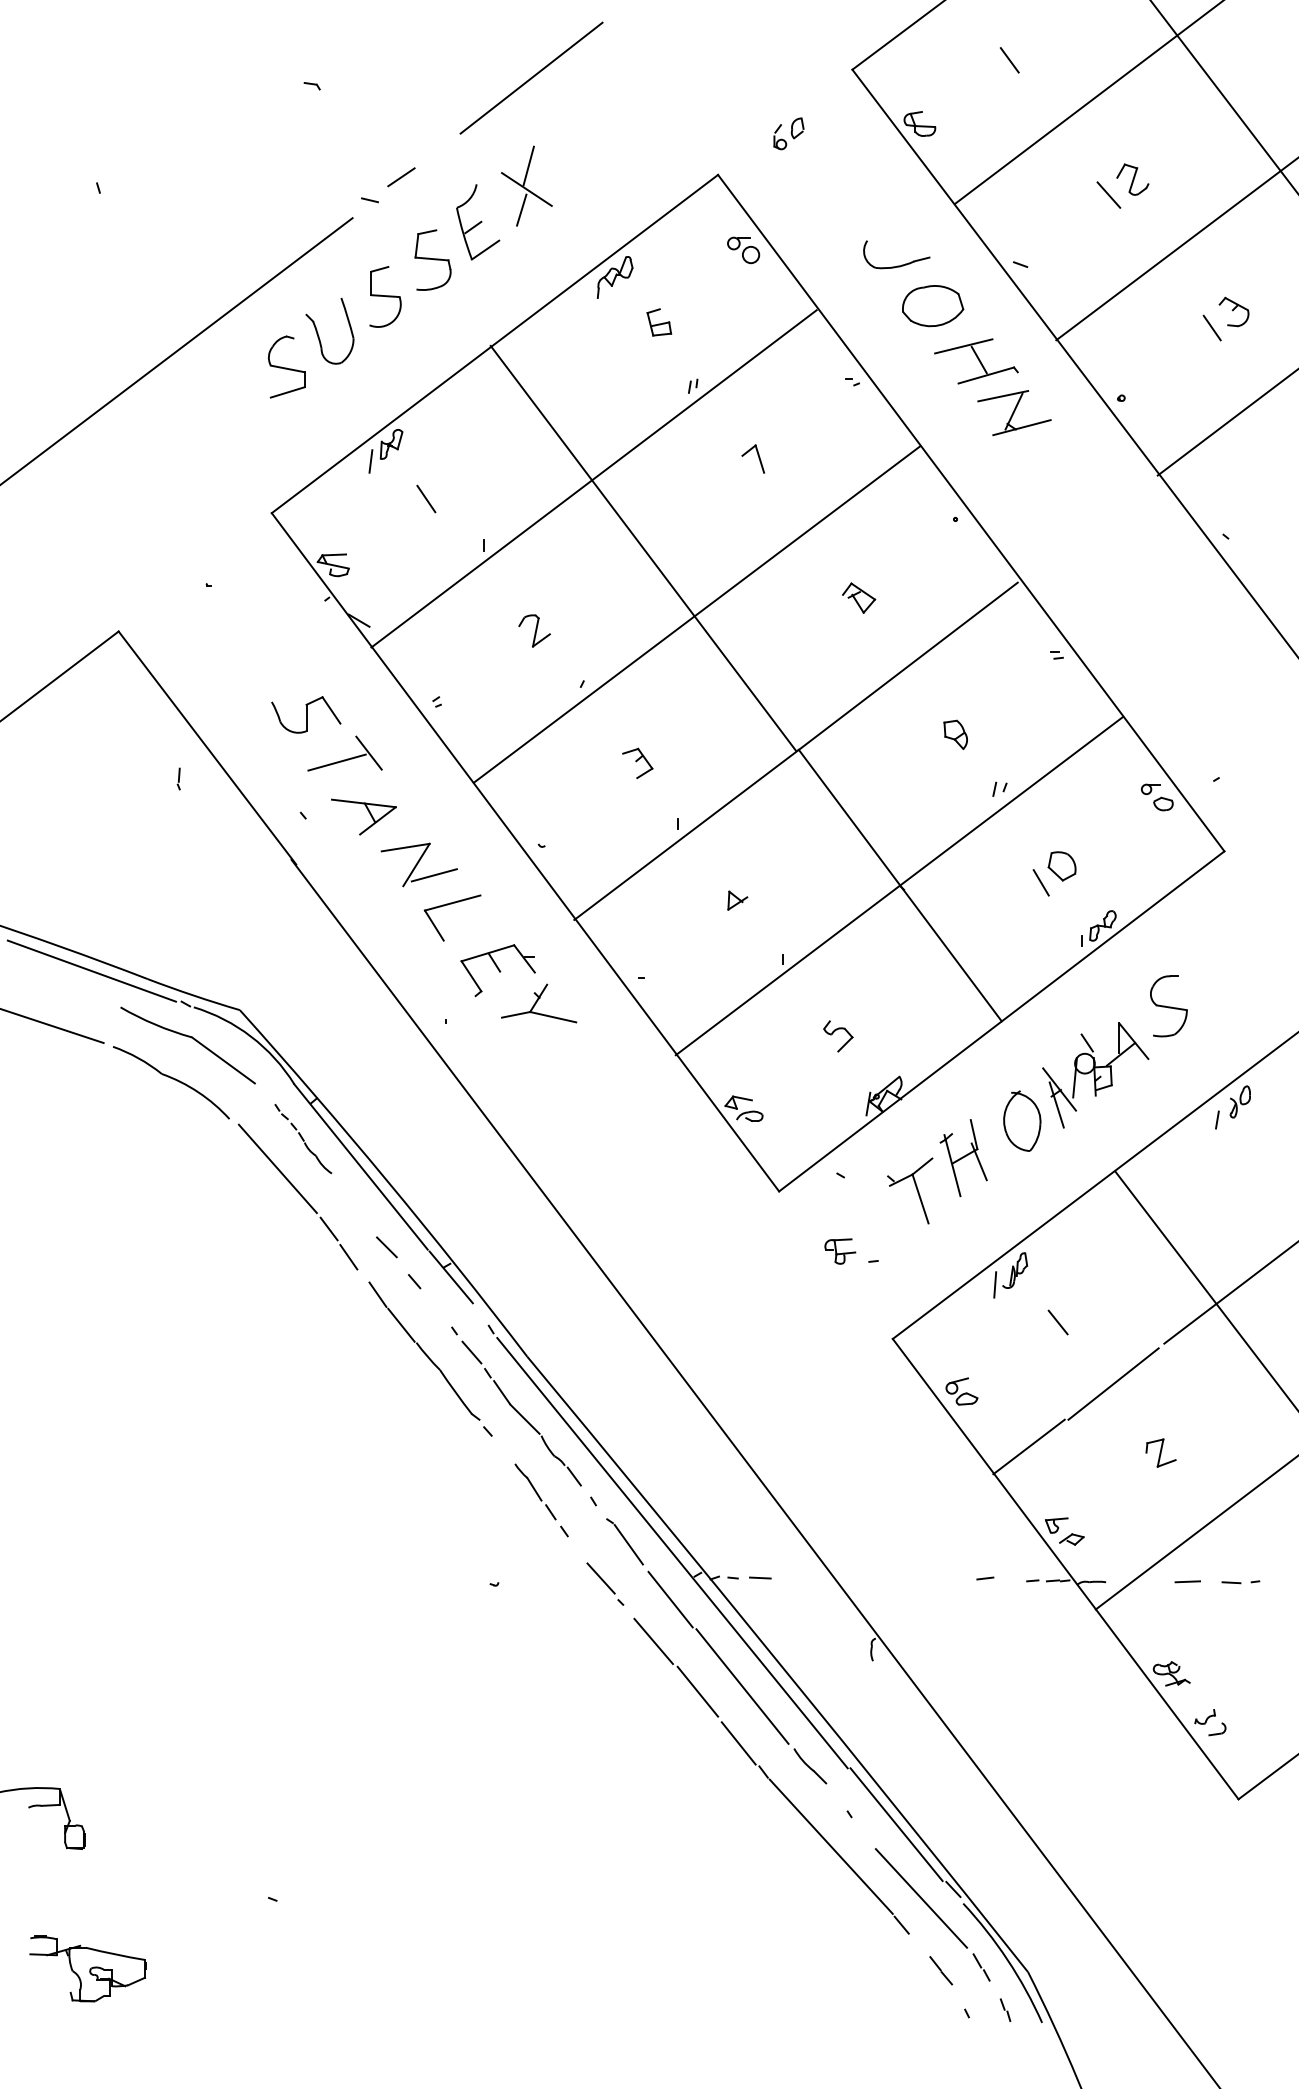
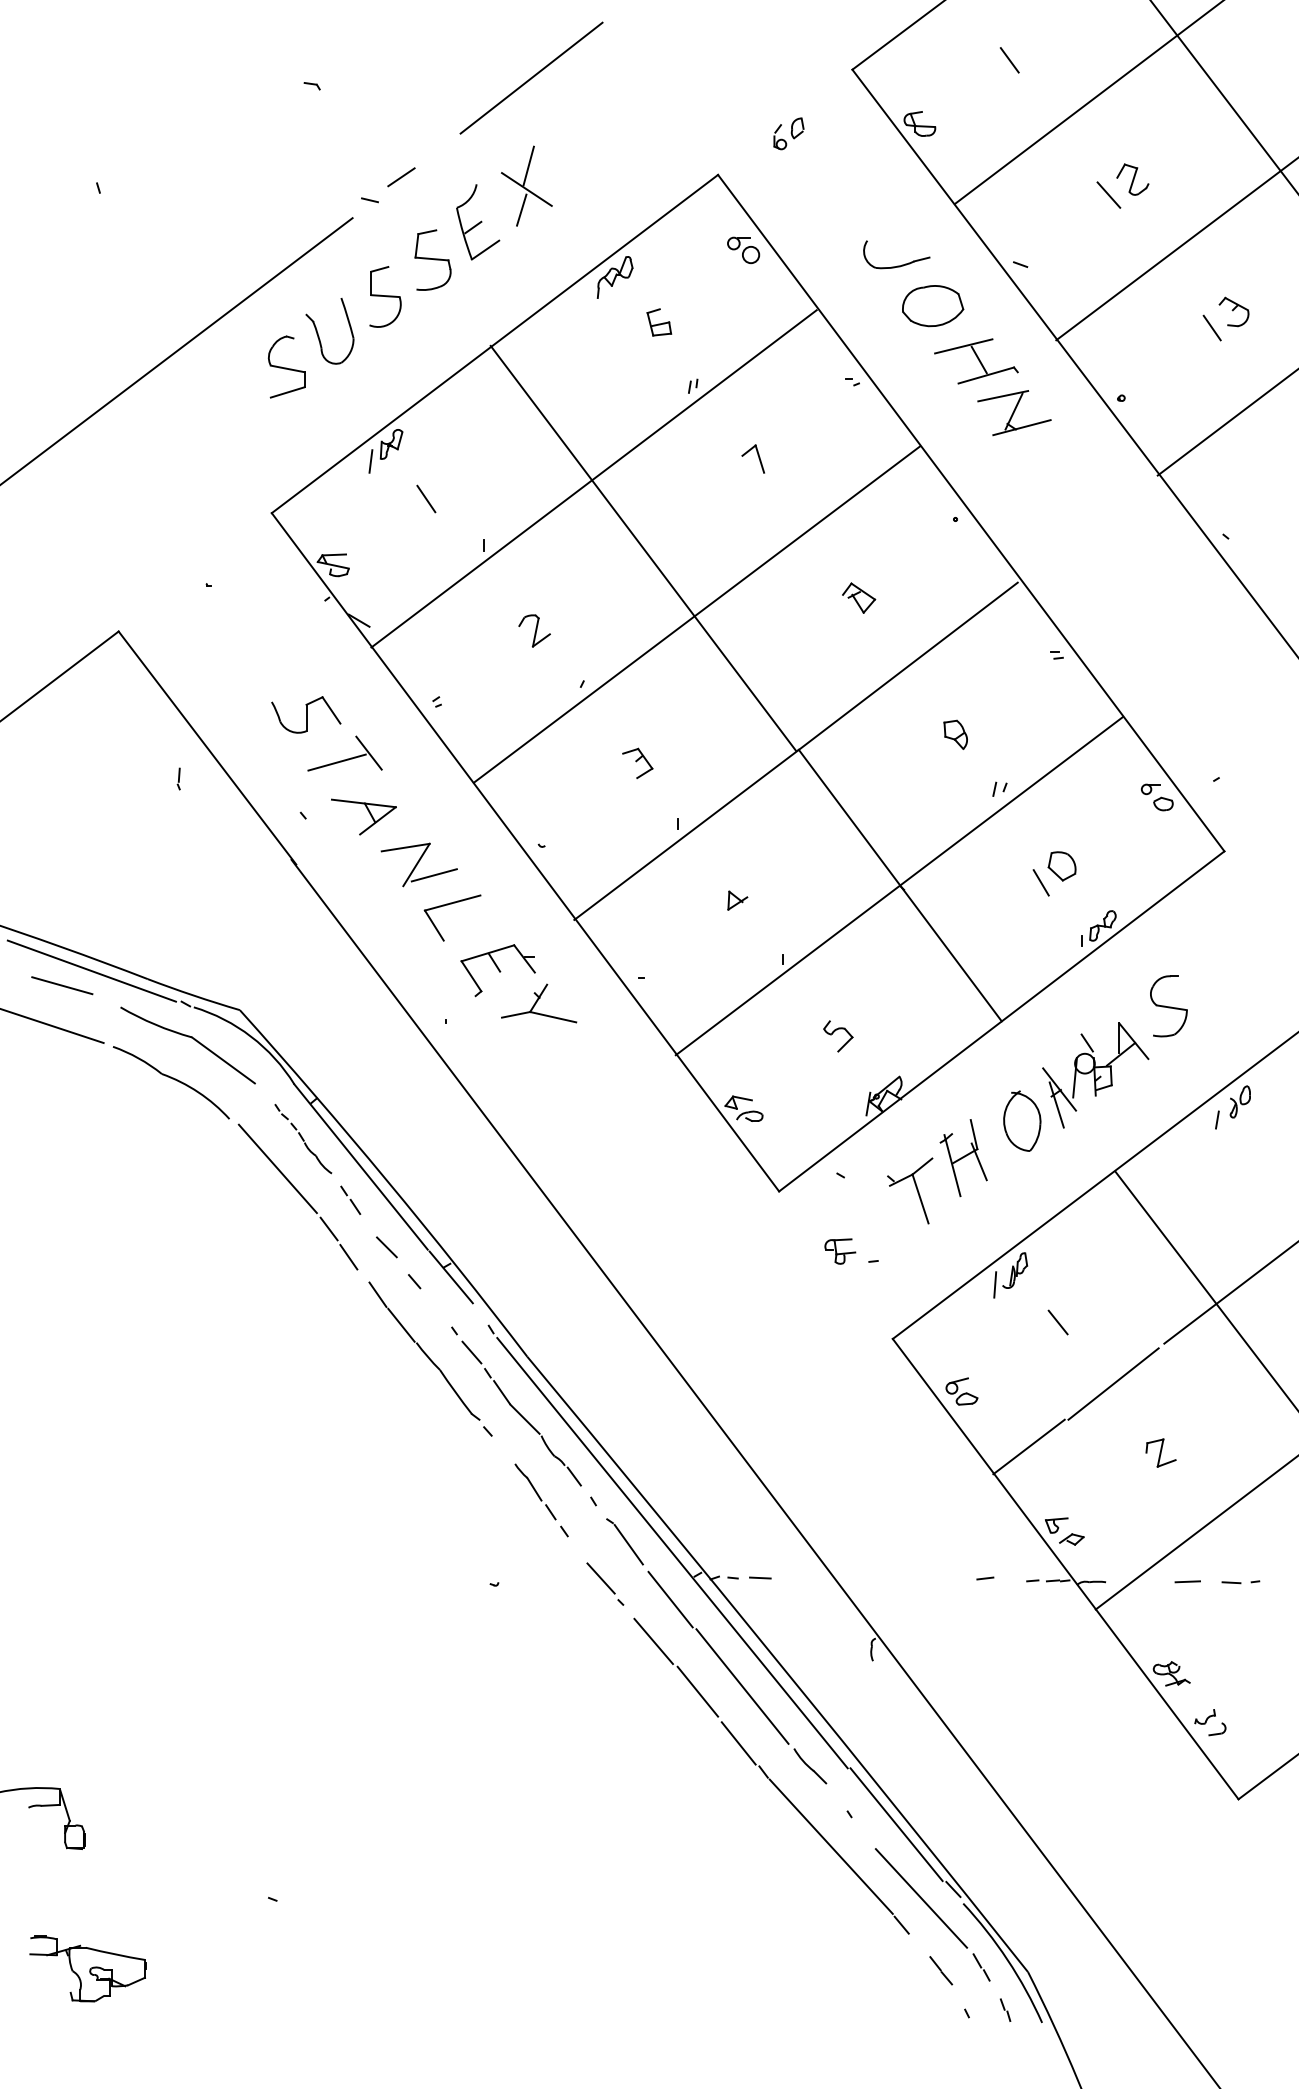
line: none -> present (62, 985)
line: none -> present (350, 1199)
